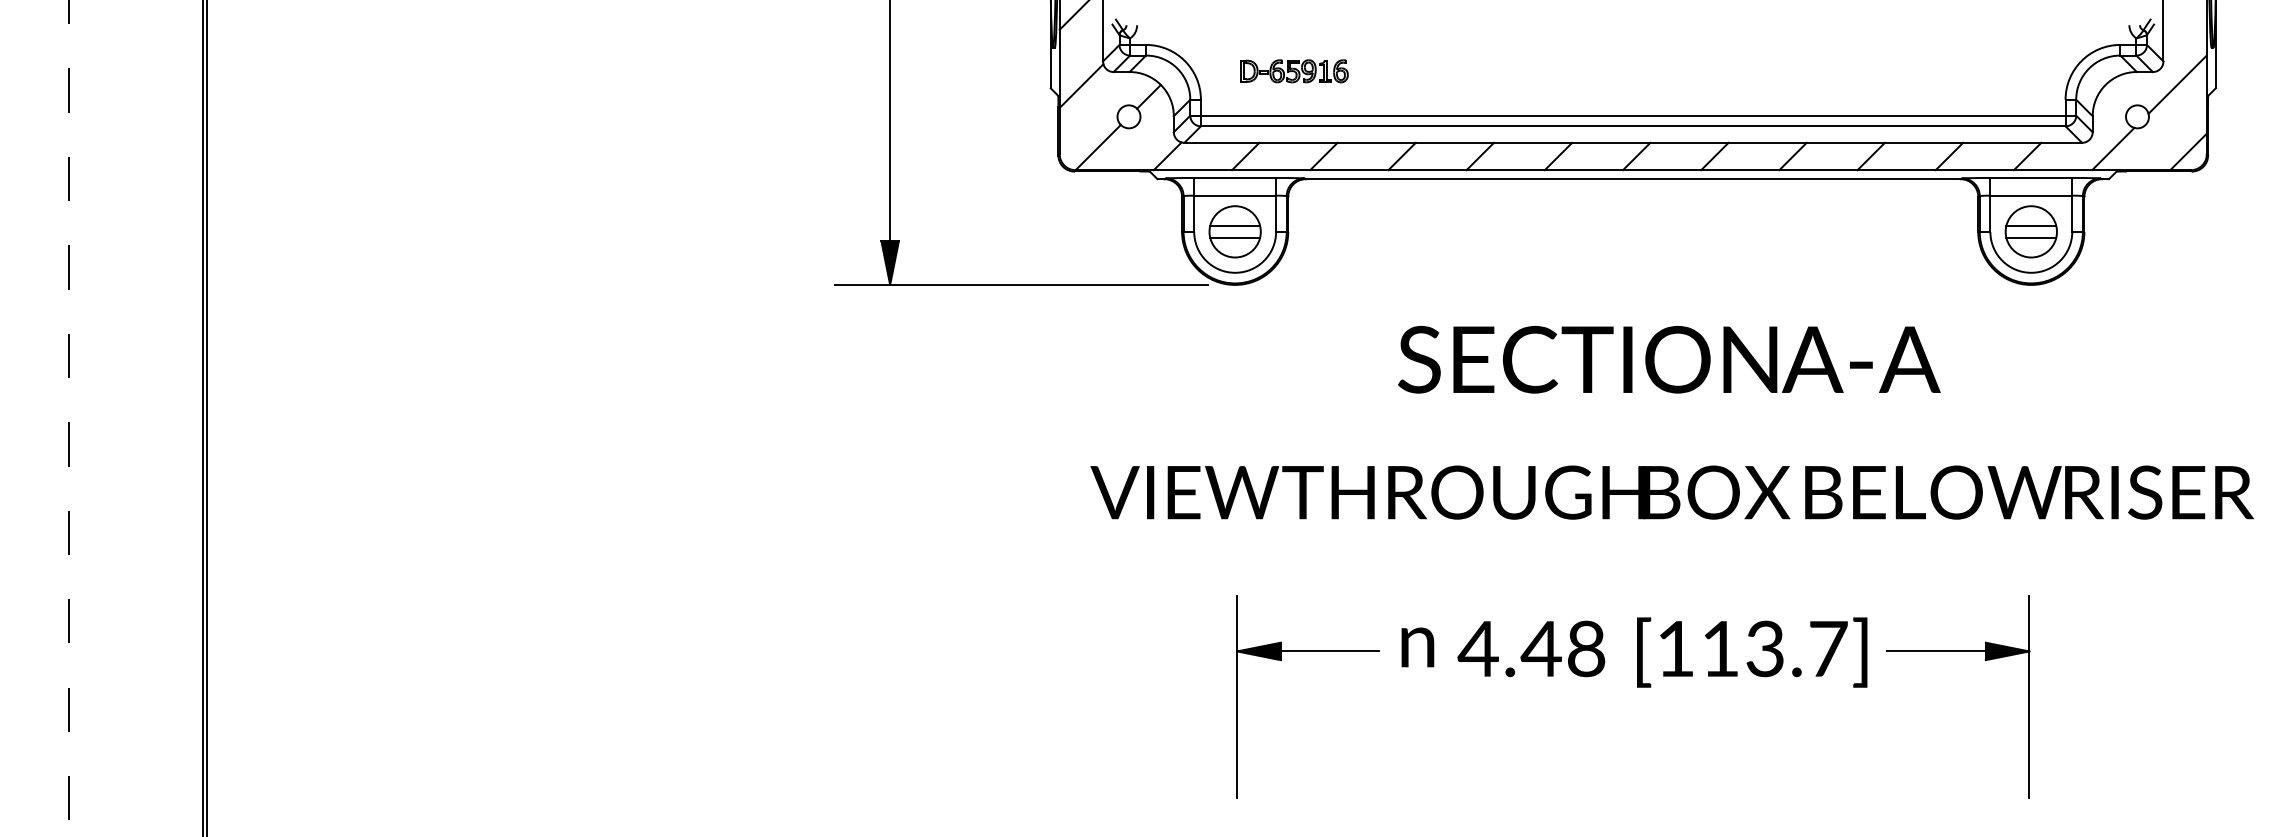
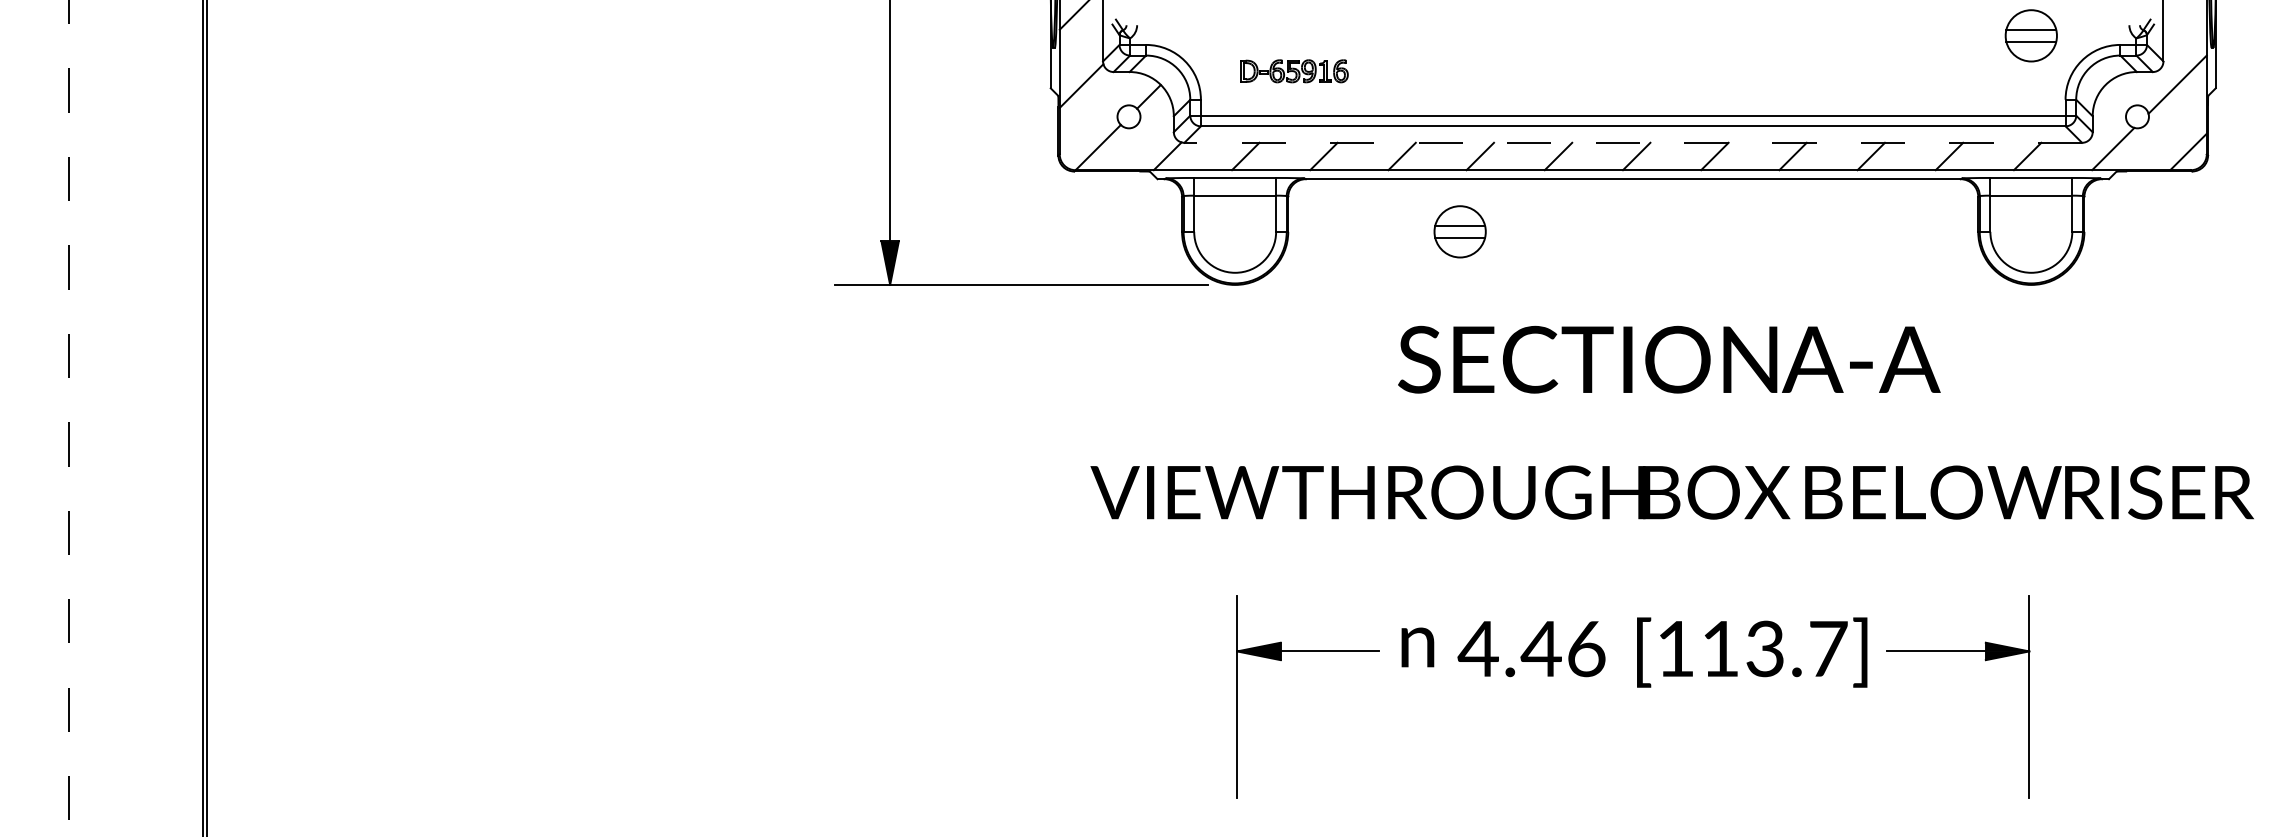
line: solid -> dashed (1633, 142)
part position: (1234, 231) -> (1459, 231) (1459, 231)
part position: (2030, 231) -> (2030, 35) (2030, 35)
text: 4.48 -> 4.46 (1586, 648)
